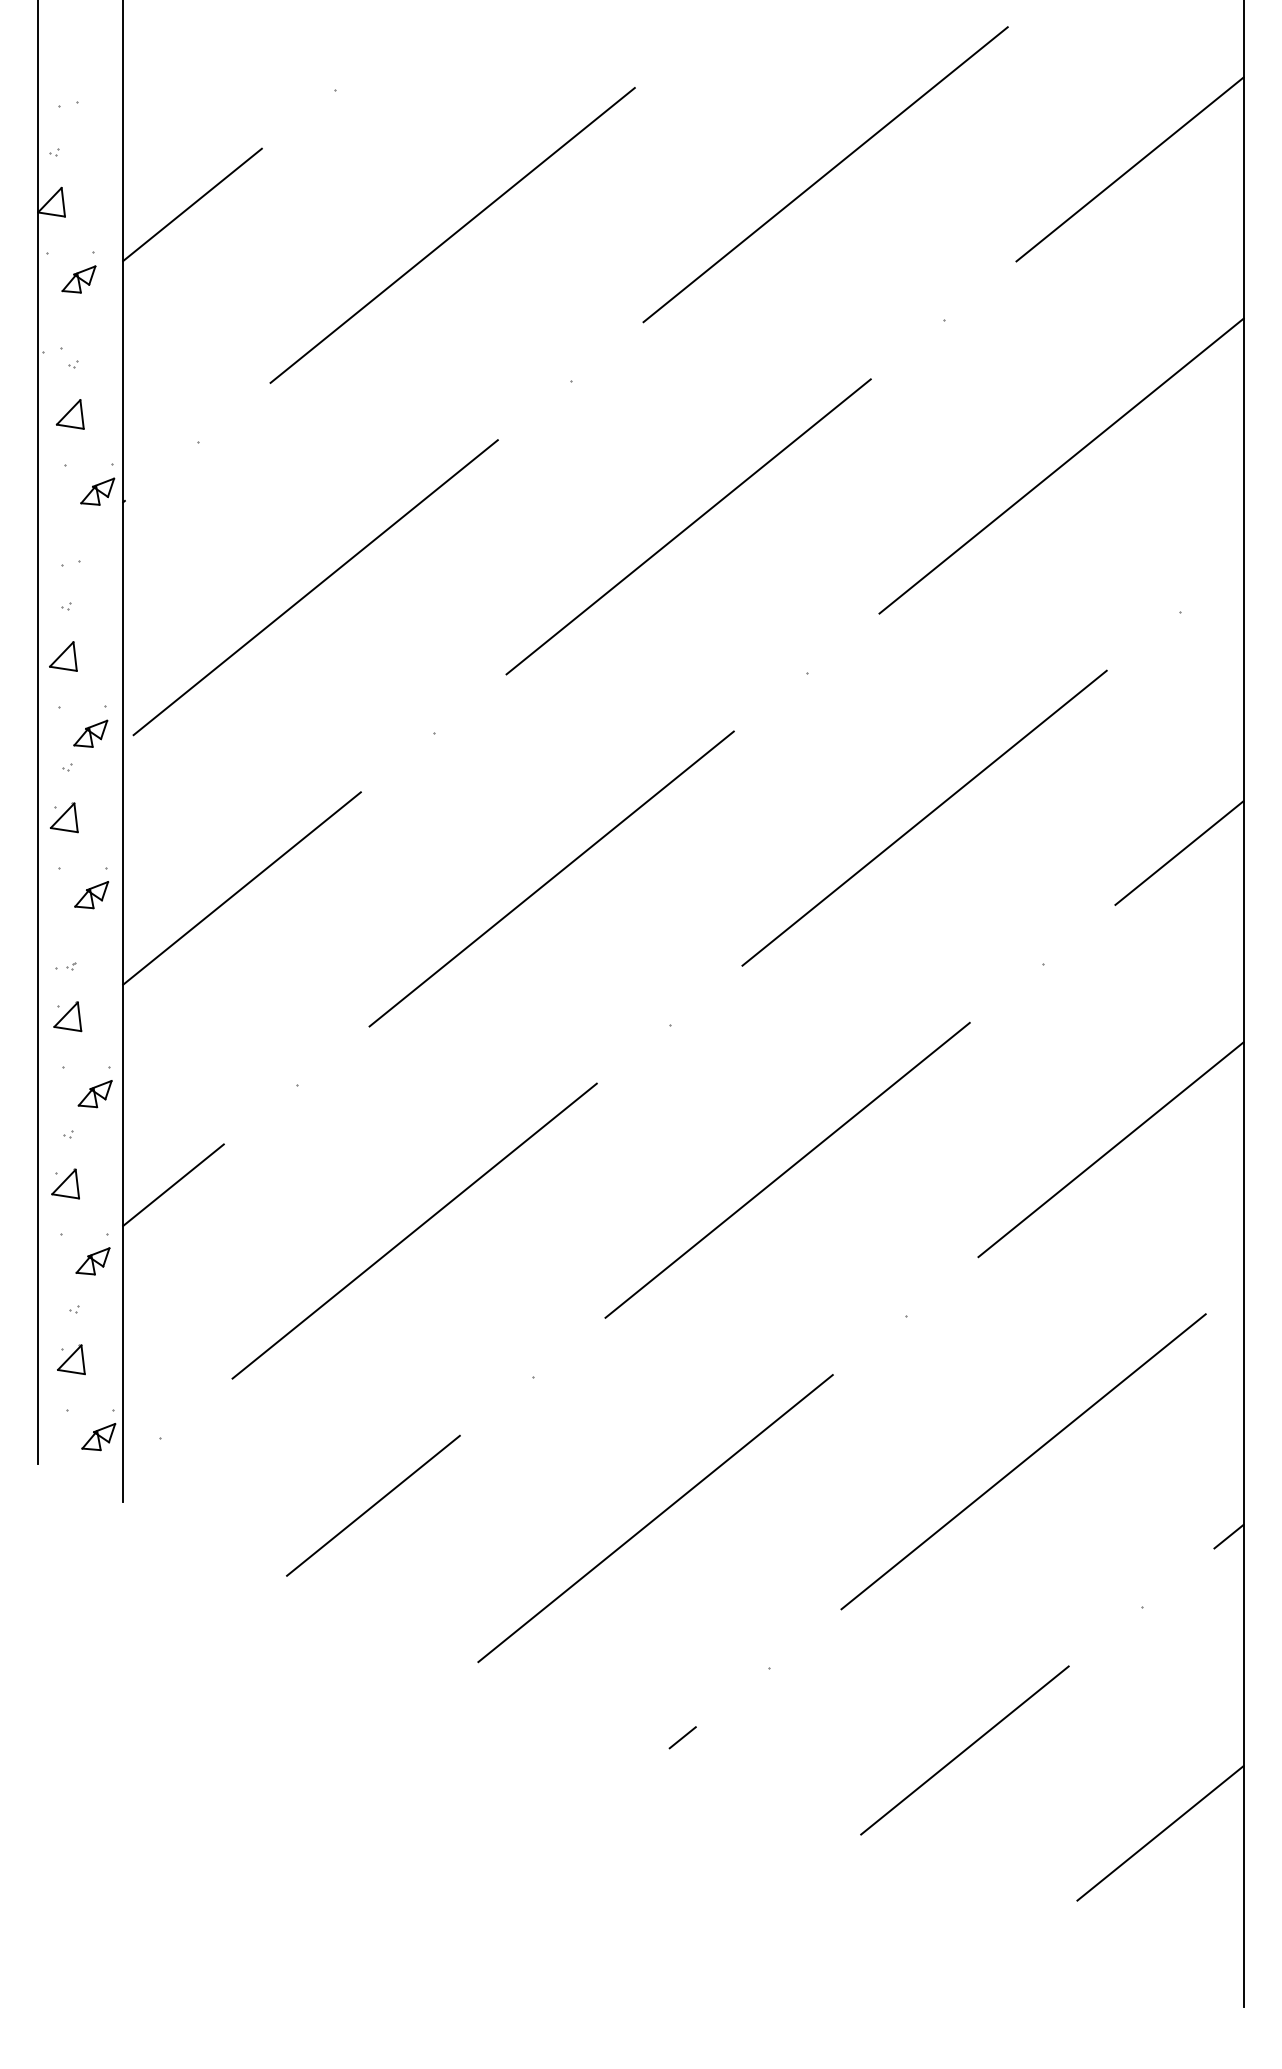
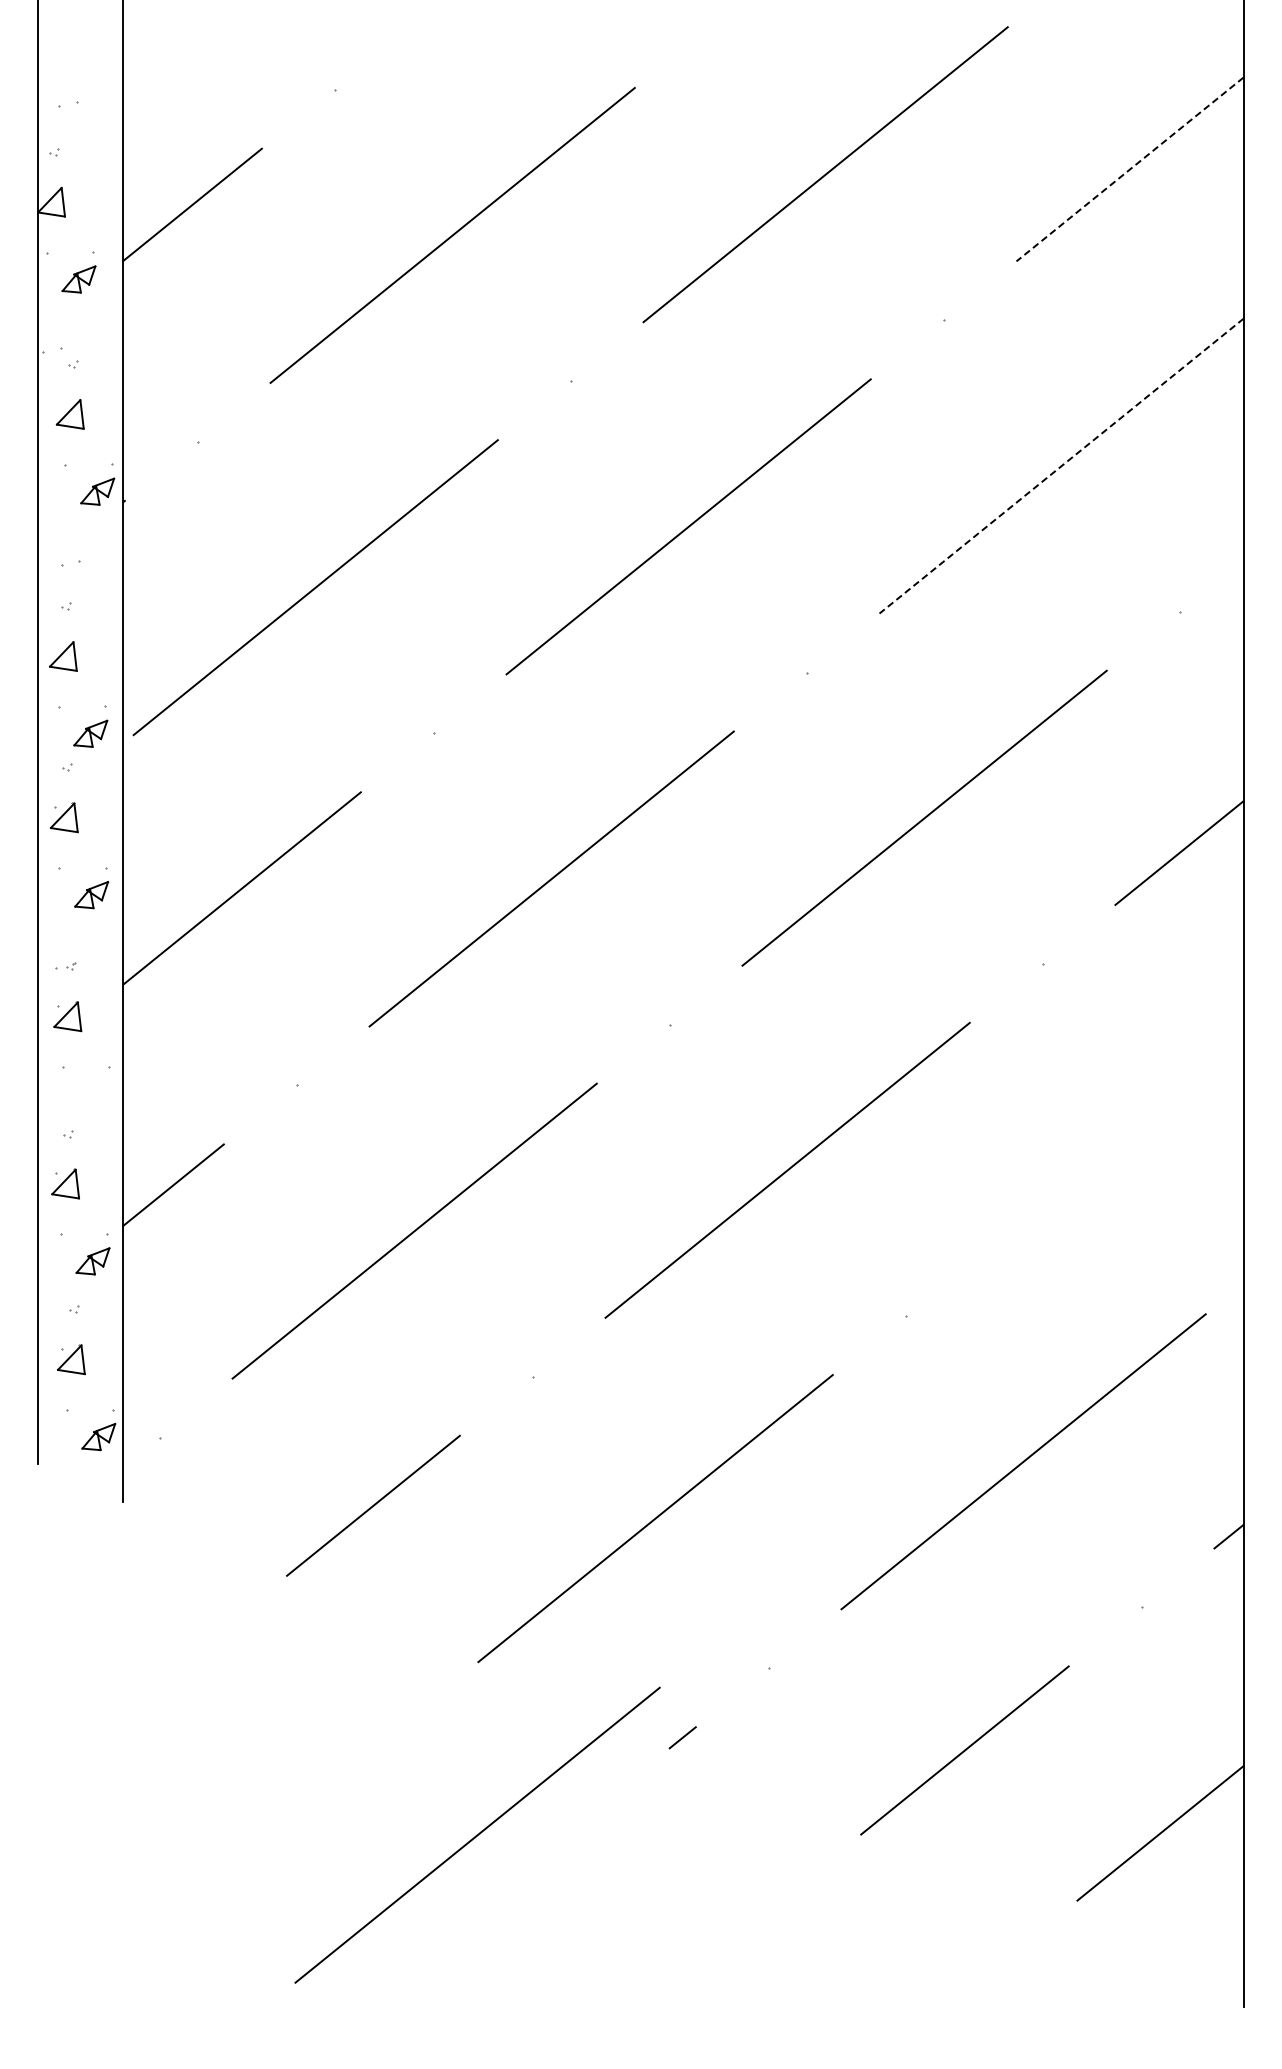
line: solid -> dashed (1129, 169)
line: solid -> dashed (1061, 466)
part: present -> none (94, 1094)
line: present -> none (1110, 1149)
line: none -> present (477, 1834)
